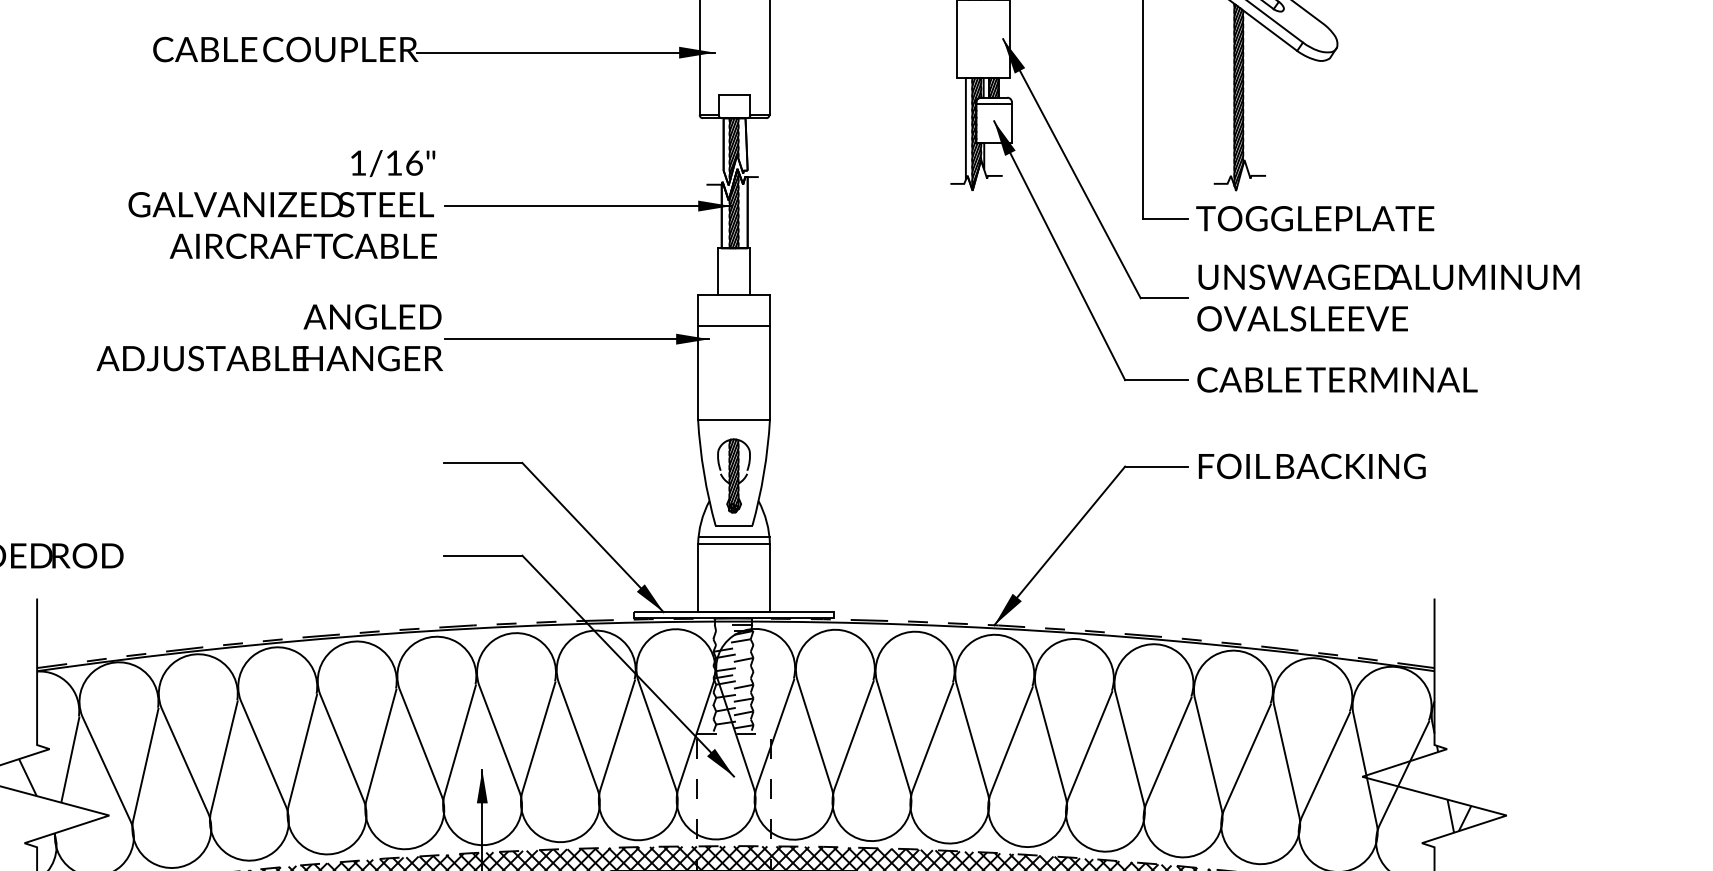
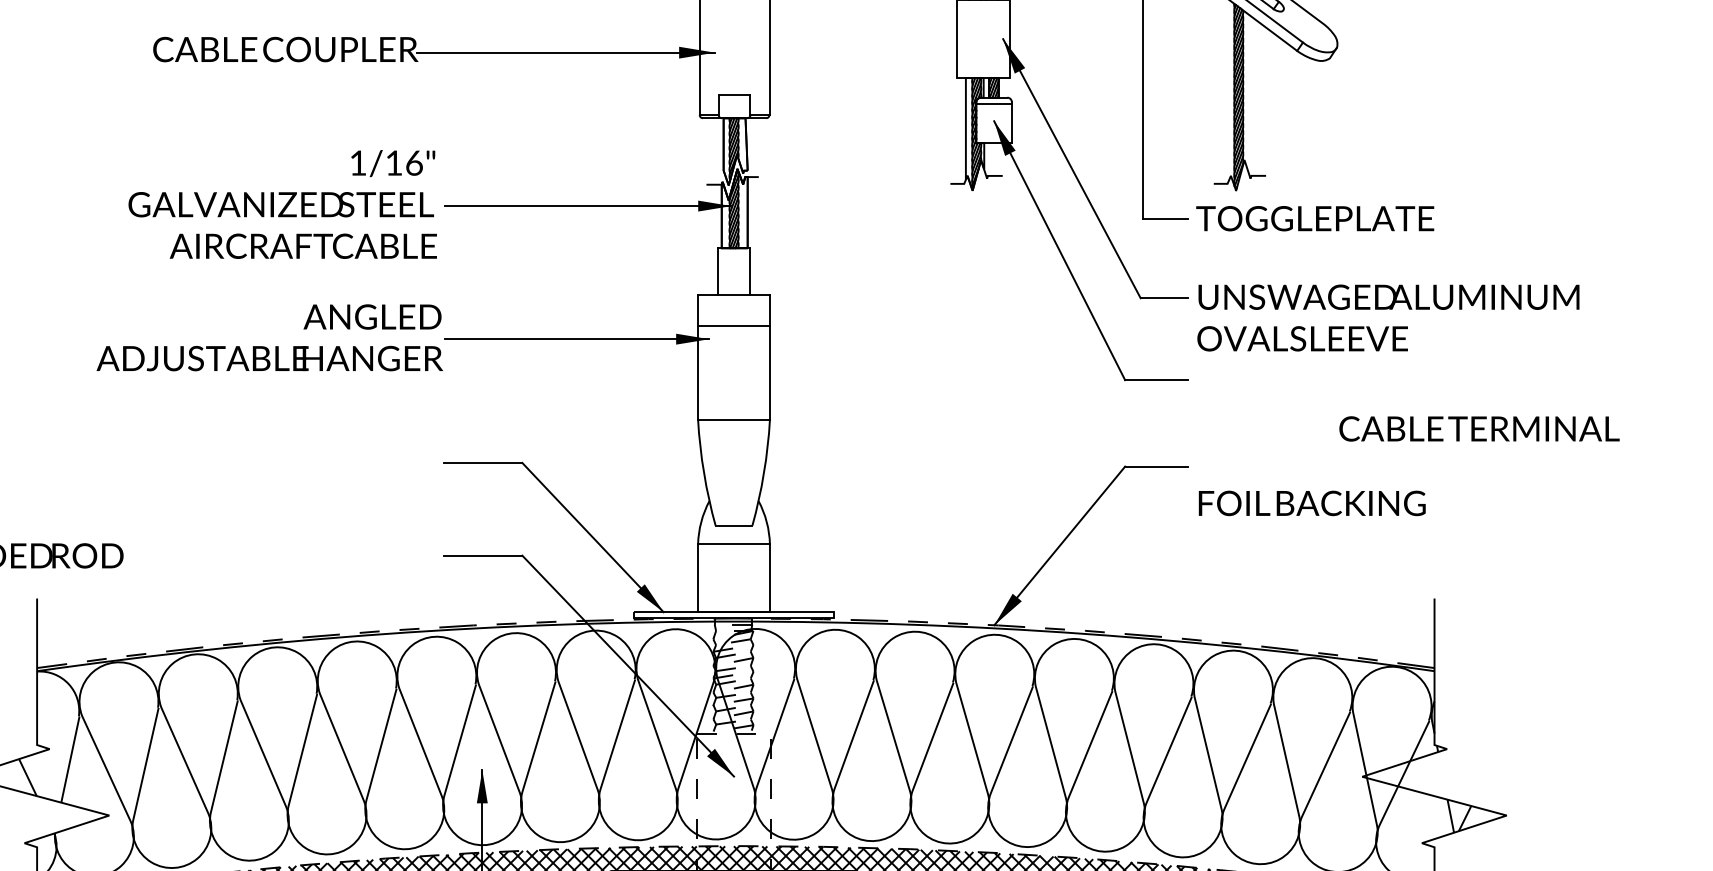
text position: (1388, 297) -> (1388, 317) (1388, 317)
text position: (1337, 379) -> (1479, 428) (1479, 428)
text position: (1311, 466) -> (1311, 503) (1311, 503)
part: present -> none (733, 475)
line: present -> none (733, 537)
